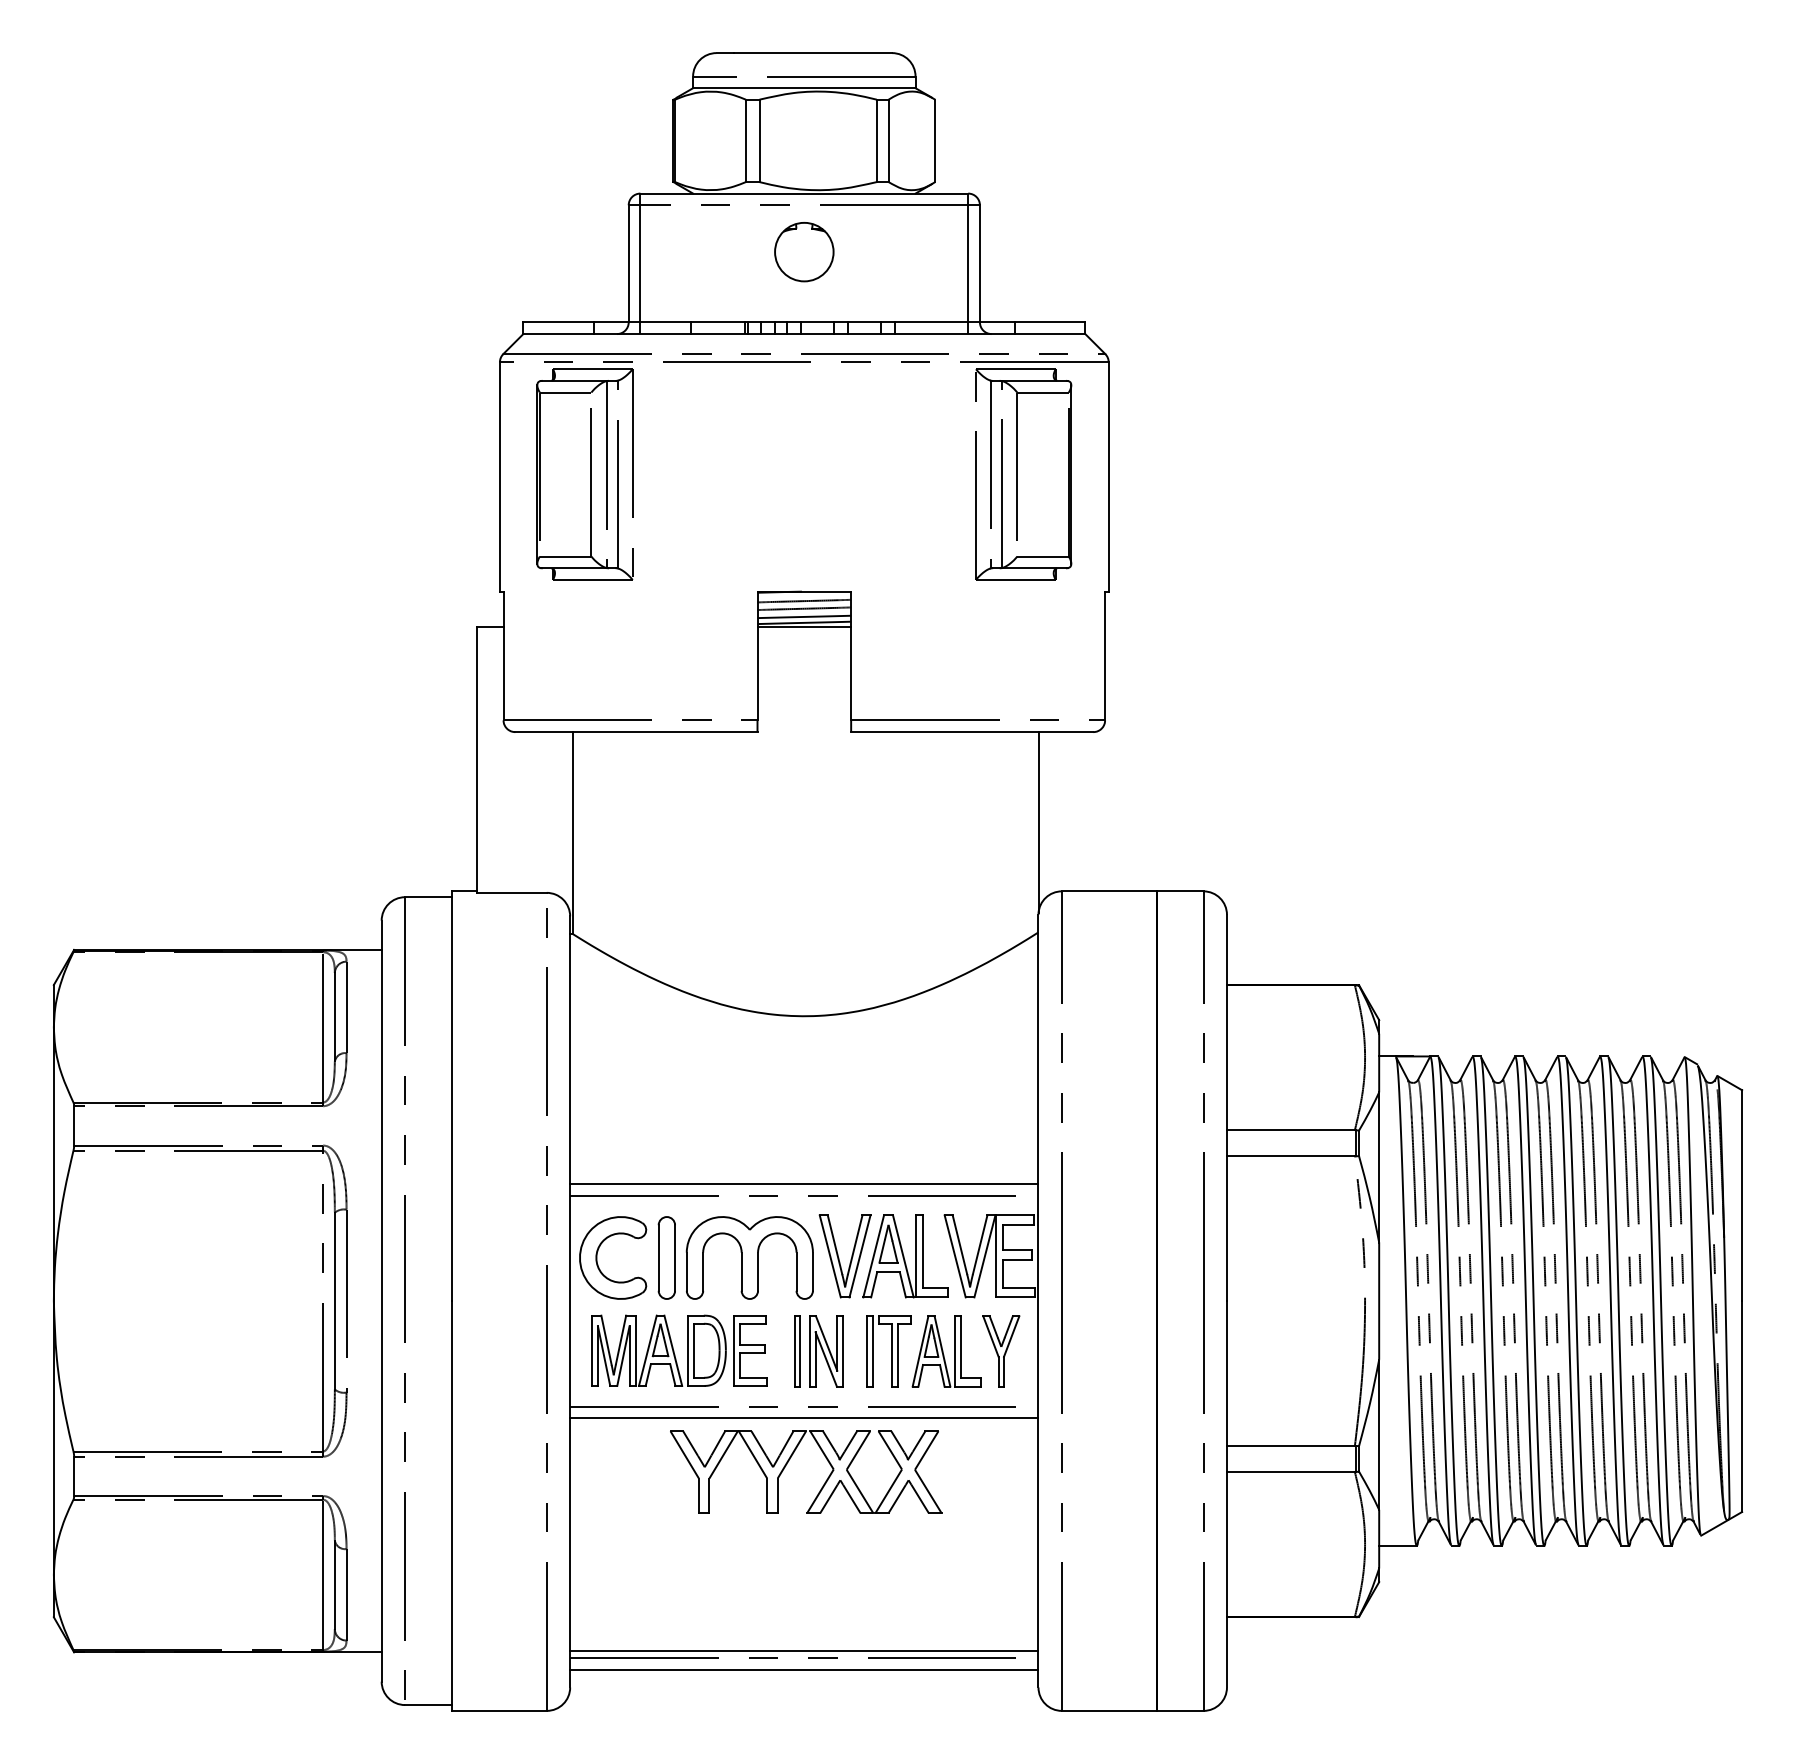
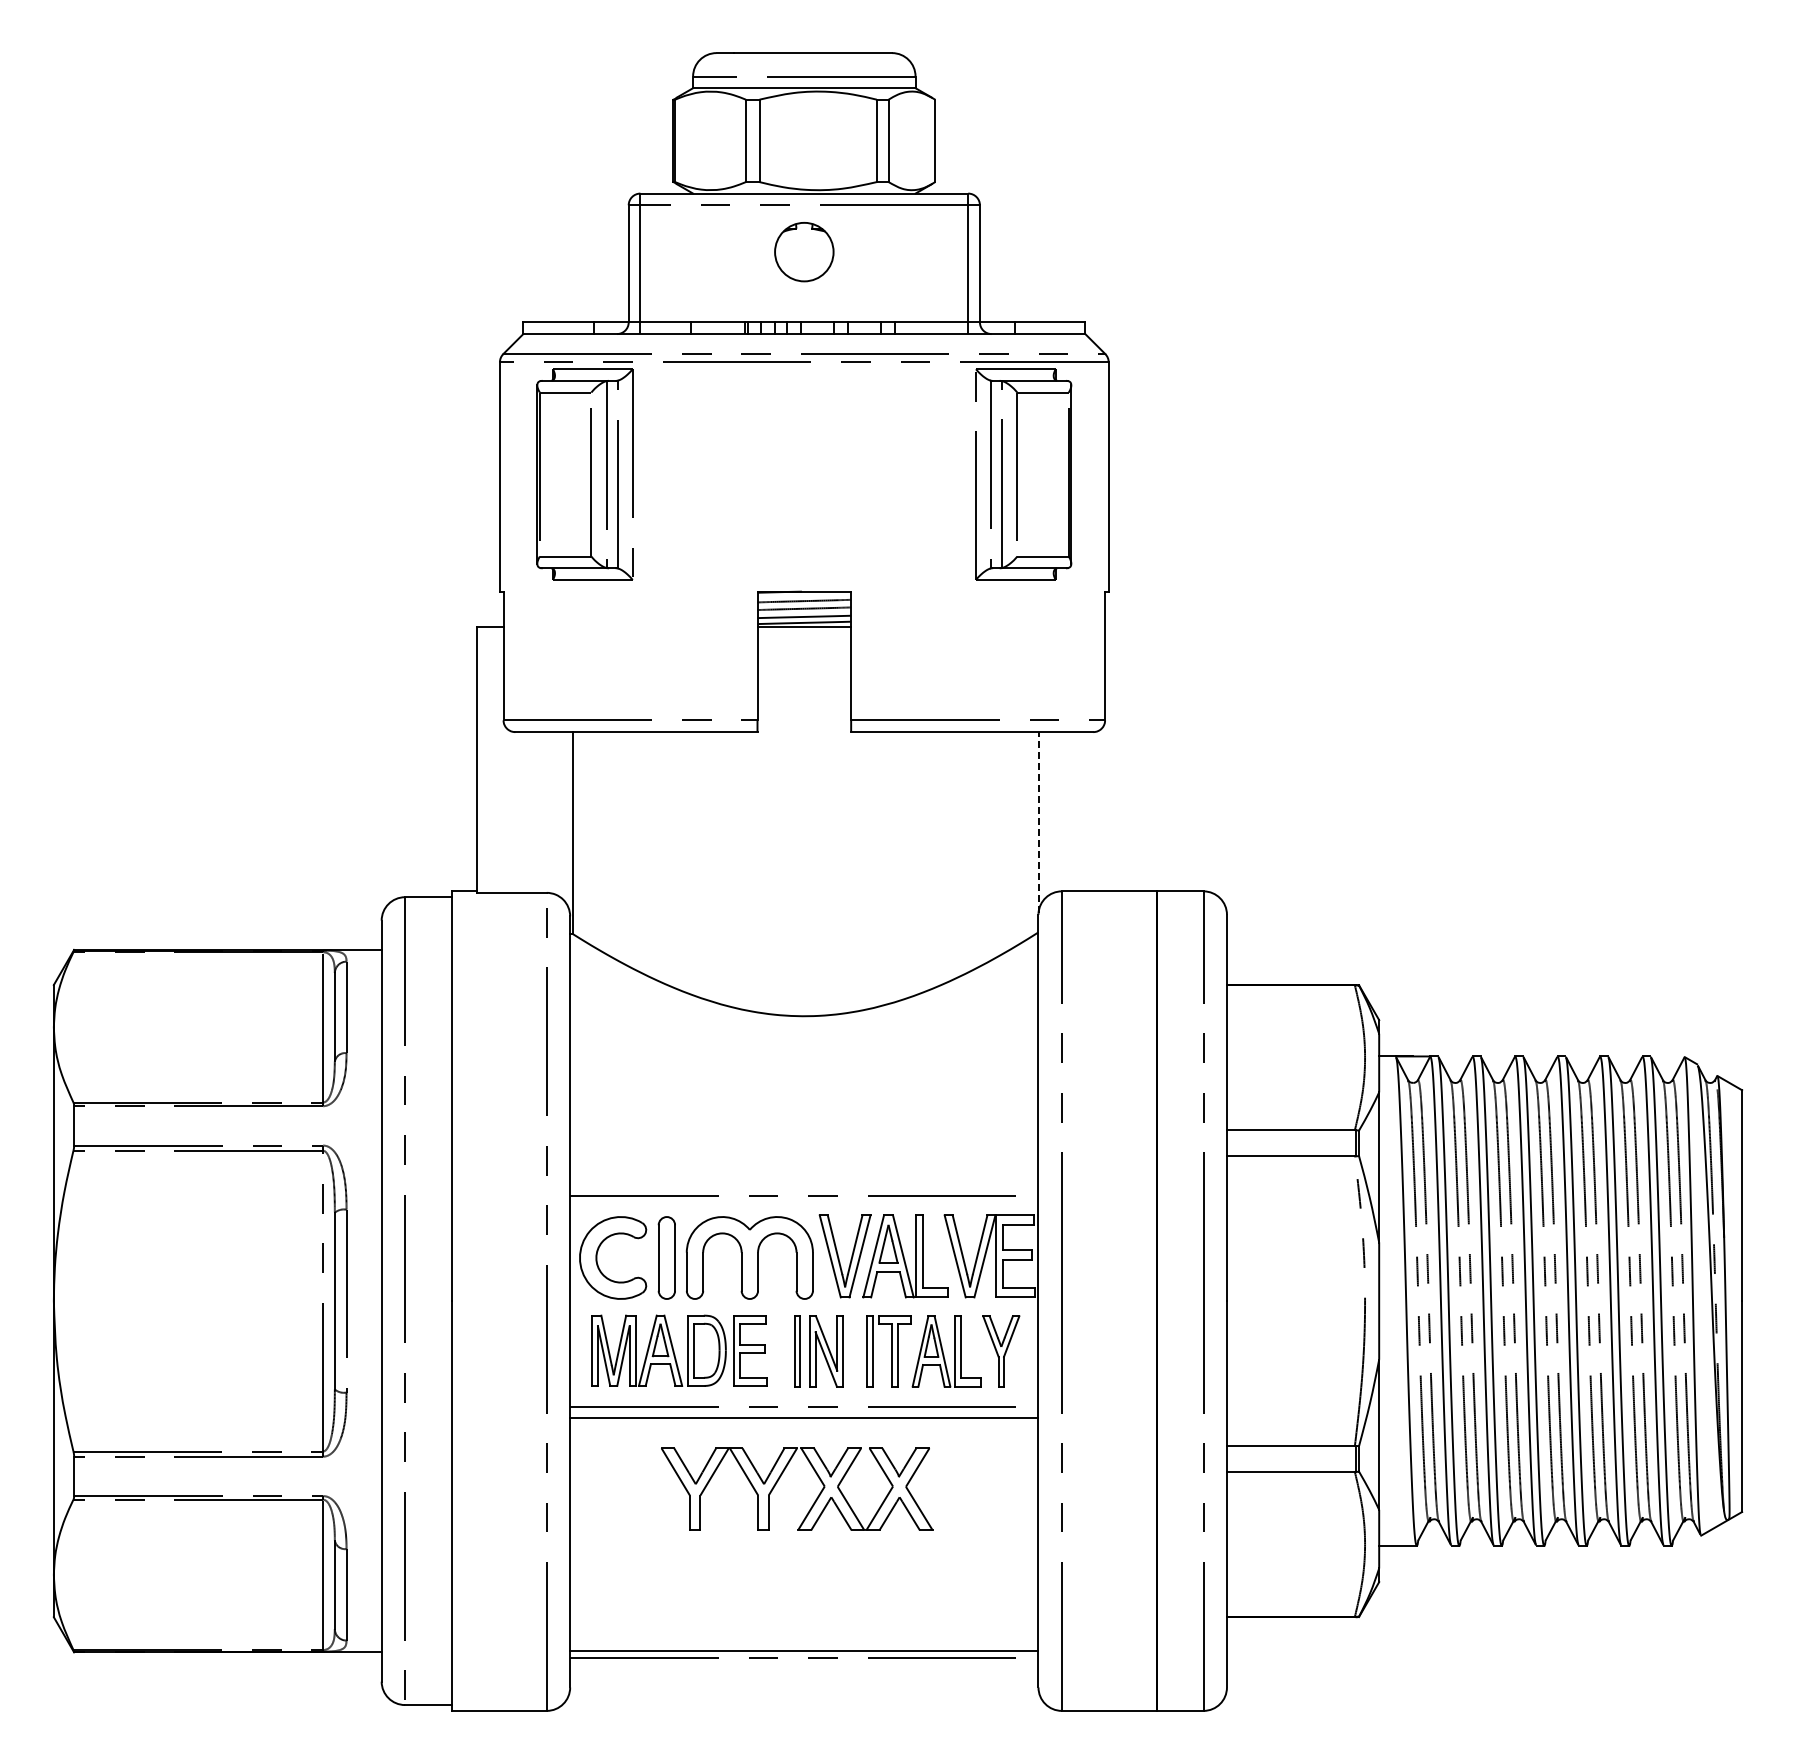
line: solid -> dashed (1038, 822)
line: present -> none (804, 1184)
part position: (790, 1459) -> (781, 1476) (781, 1476)
line: present -> none (804, 1669)
